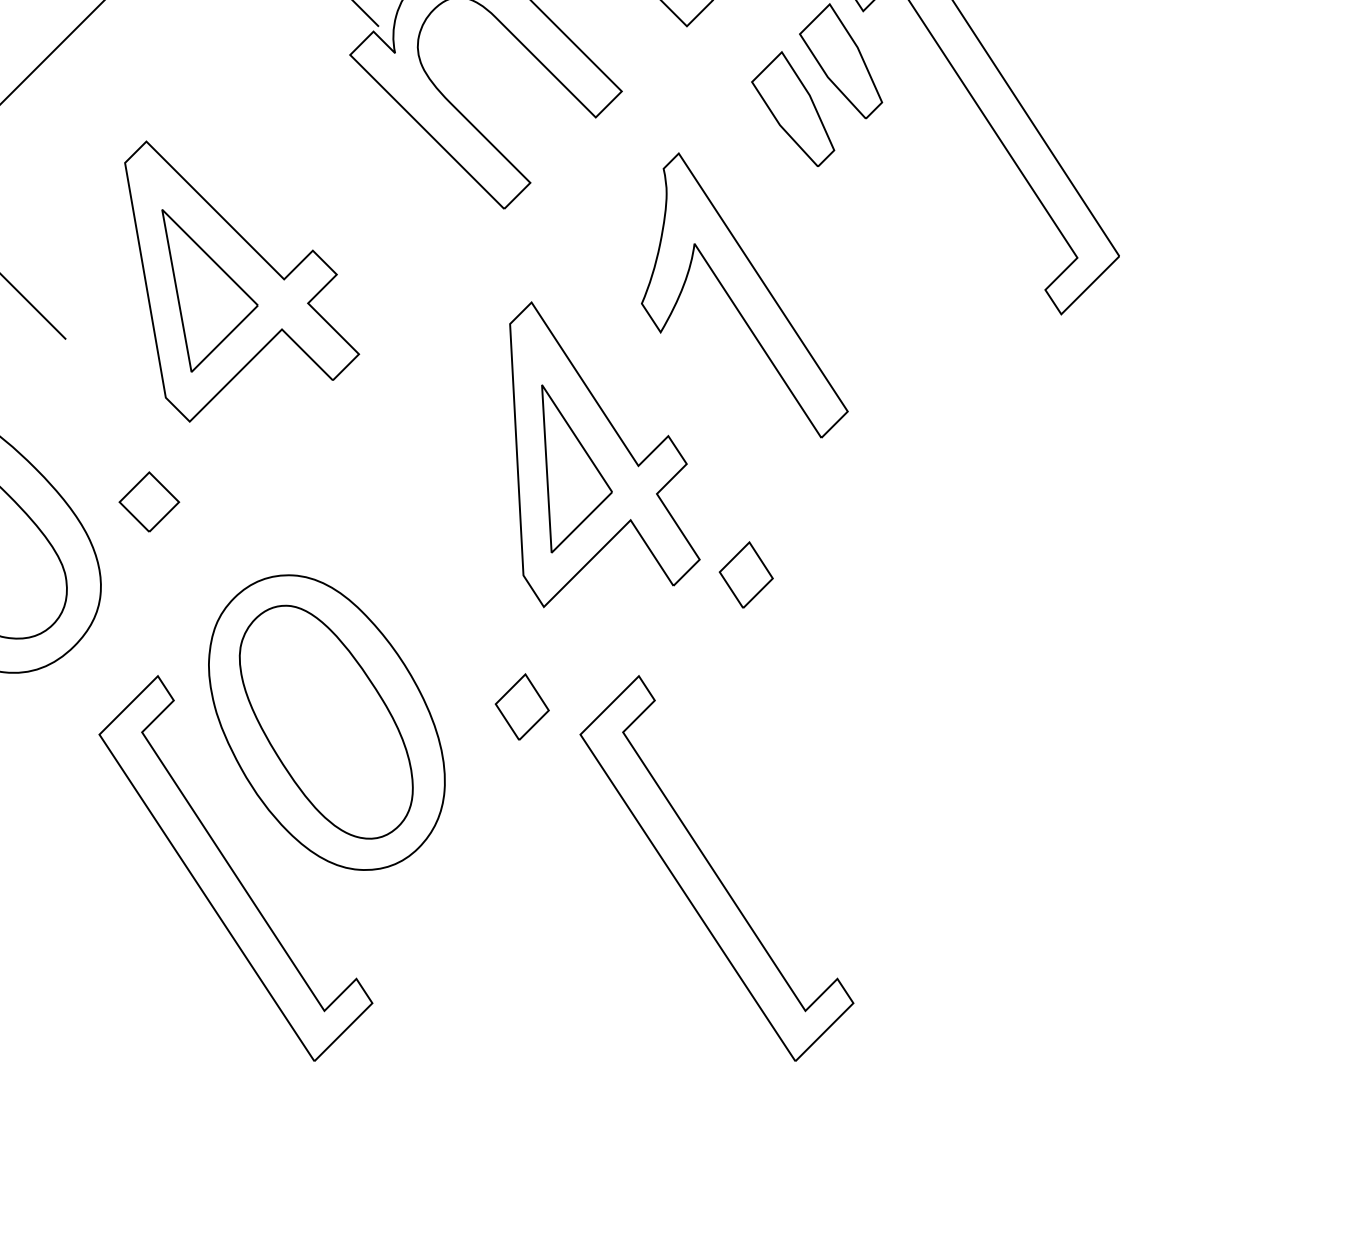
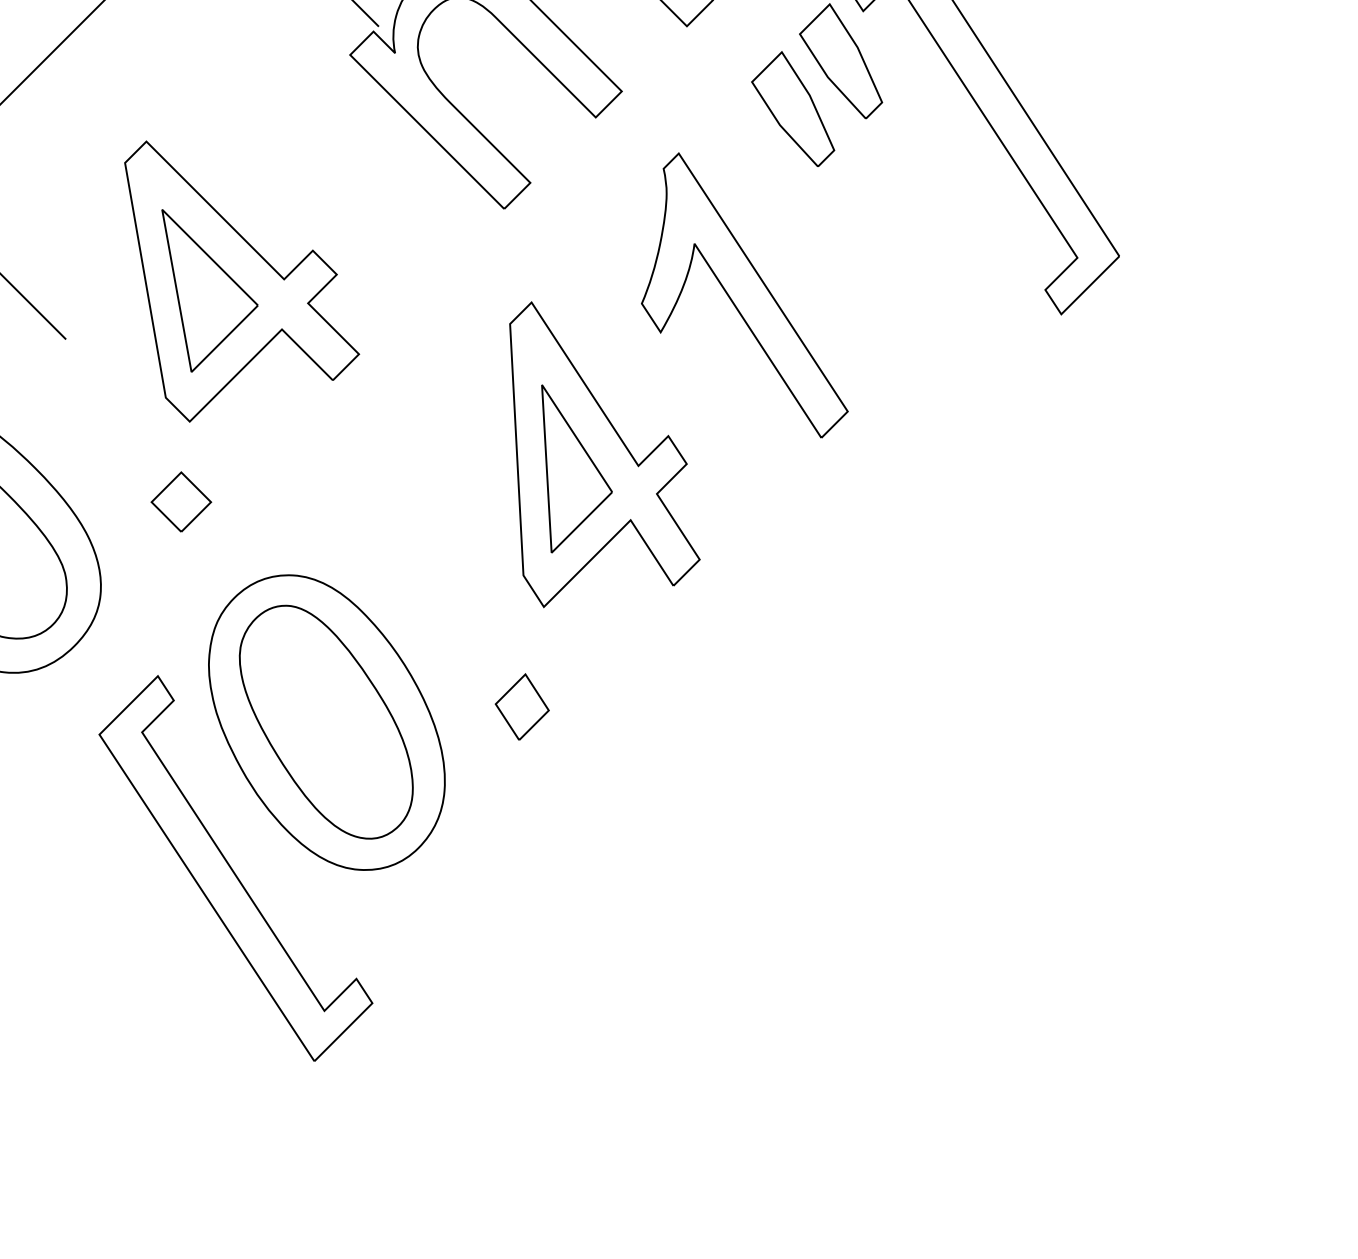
part position: (149, 501) -> (181, 501) (181, 501)
part: present -> none (745, 574)
part: present -> none (716, 868)
